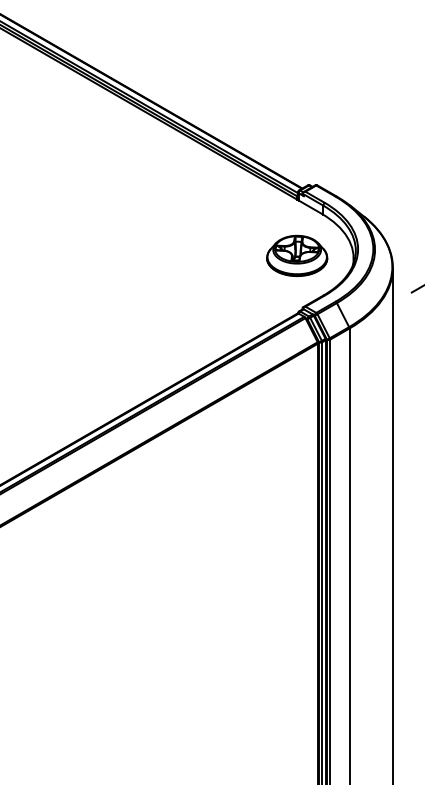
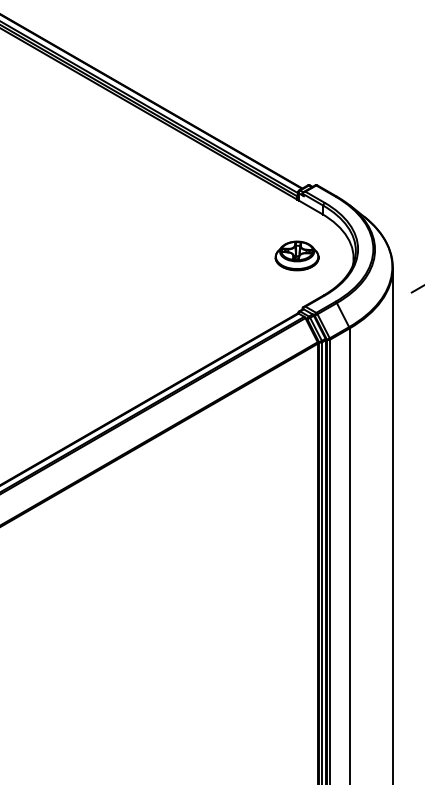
part size: 63x43 px -> 46x32 px (296, 255)
